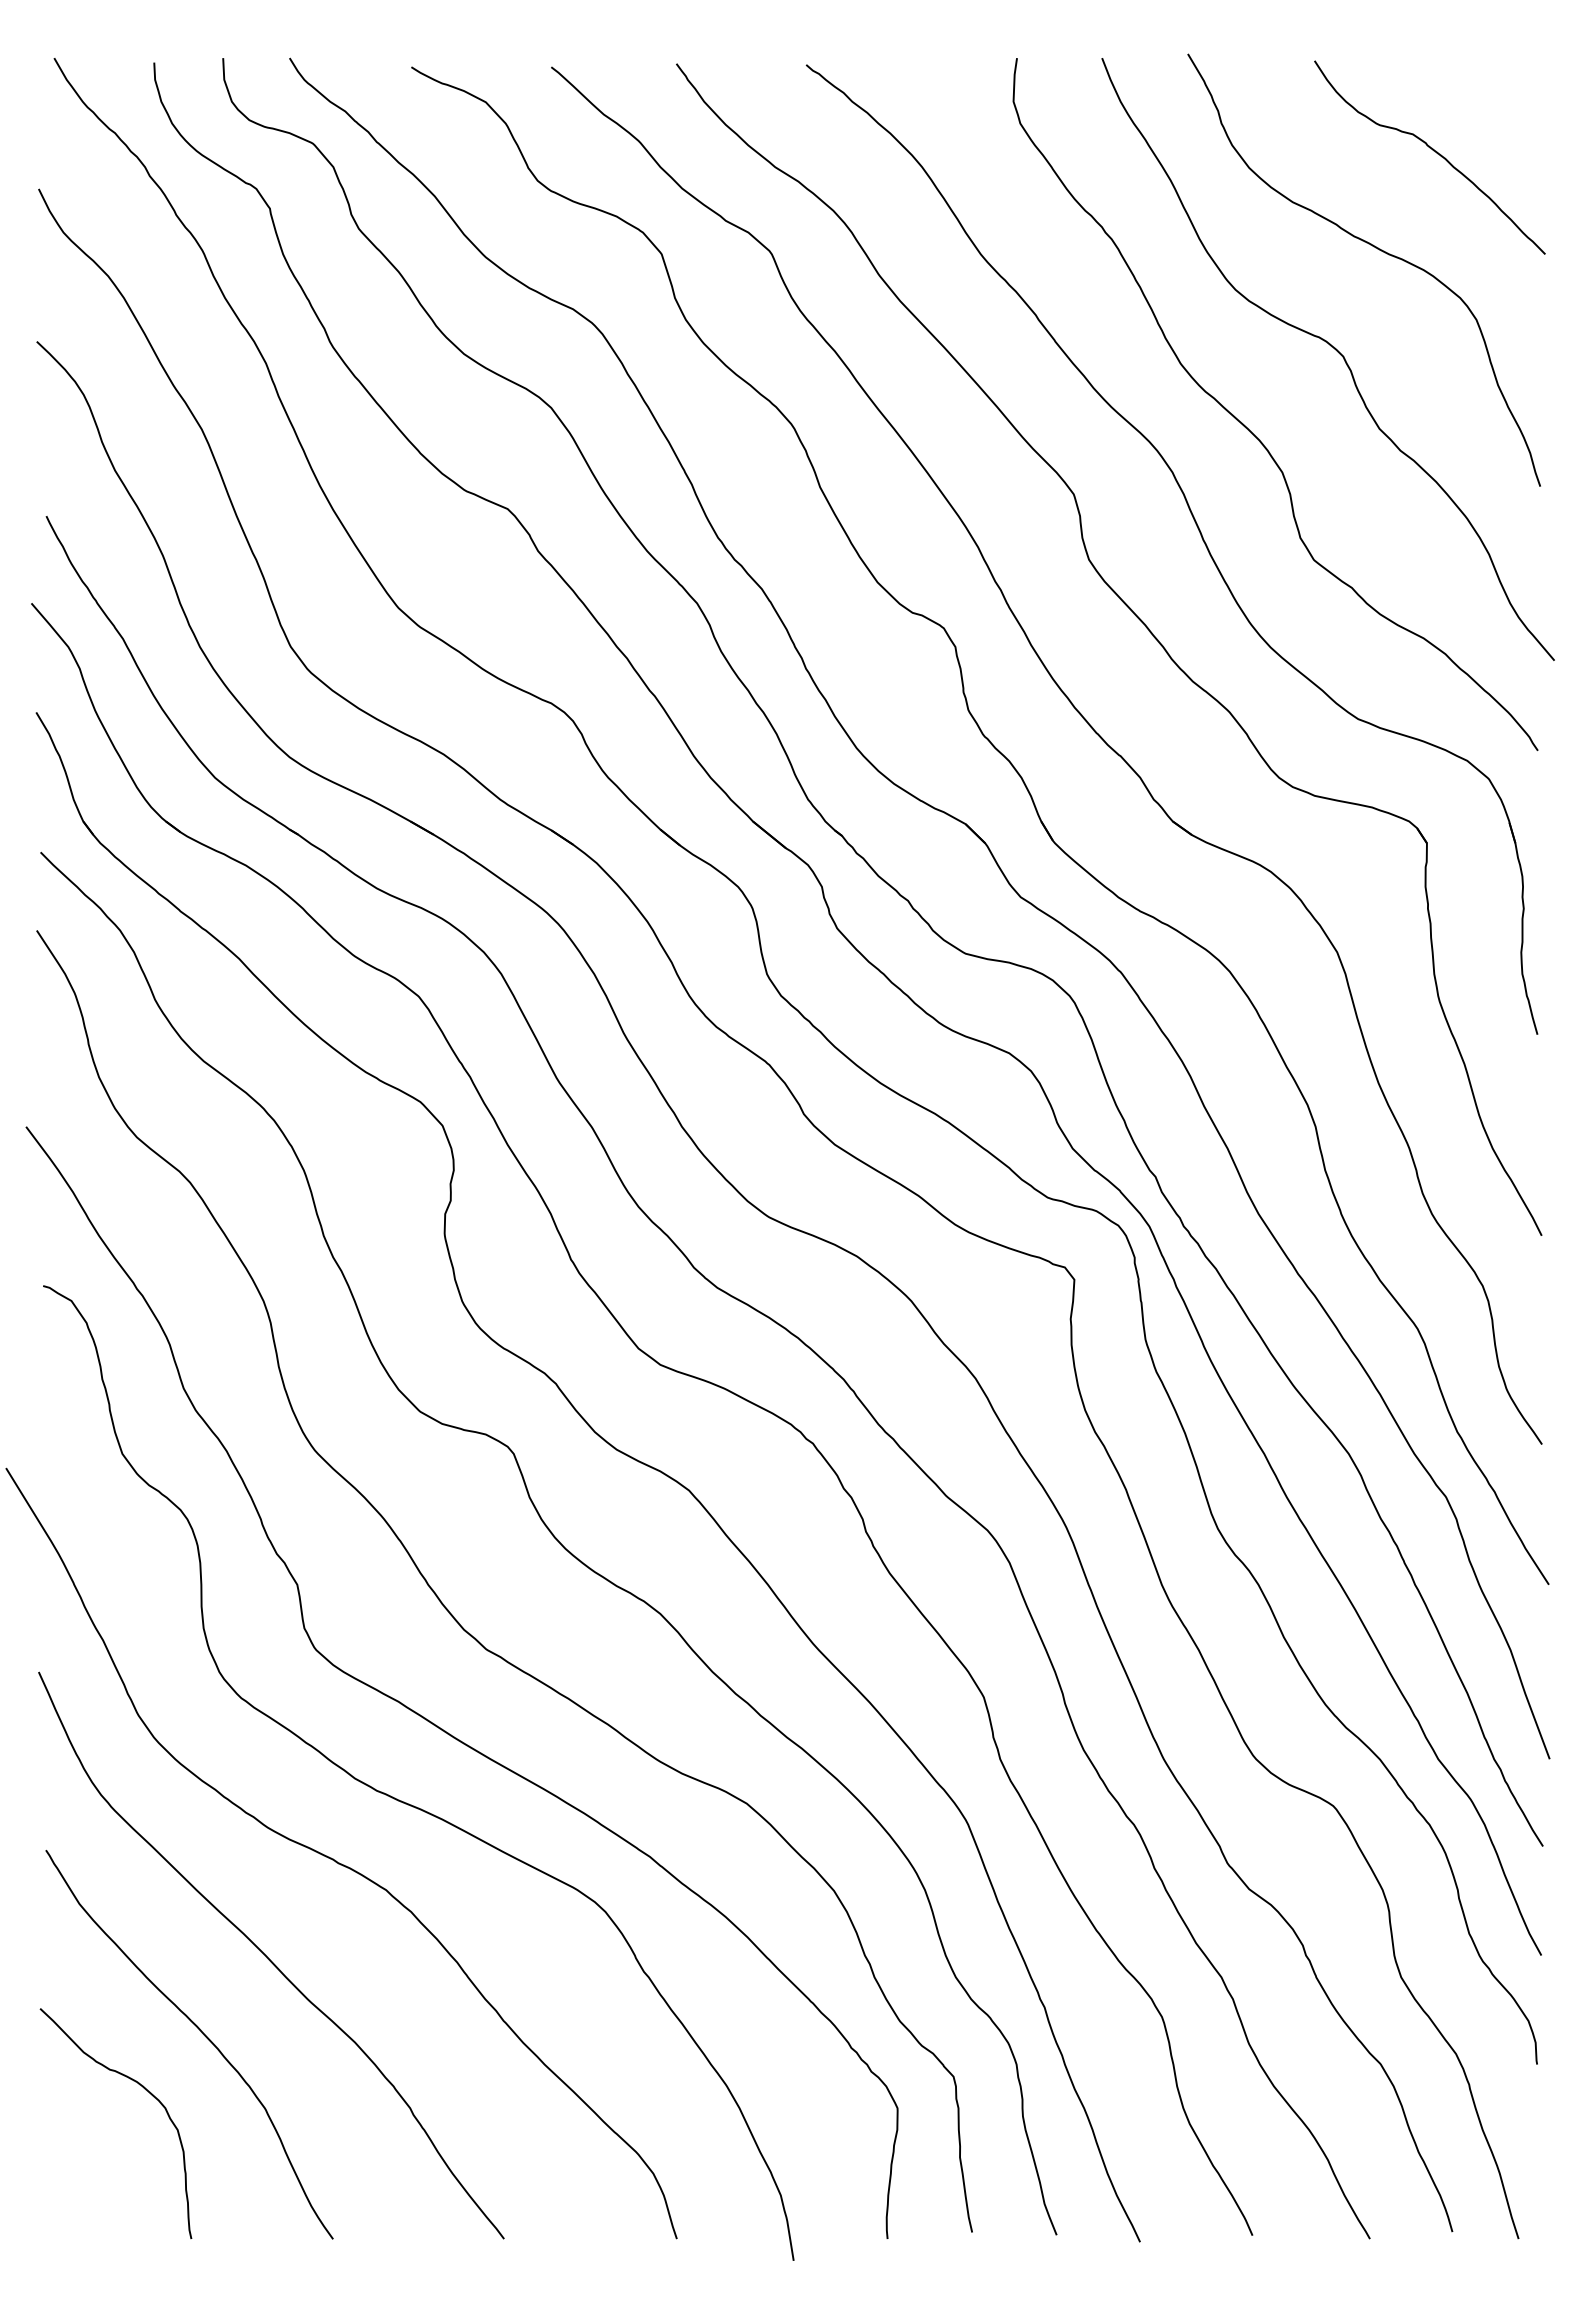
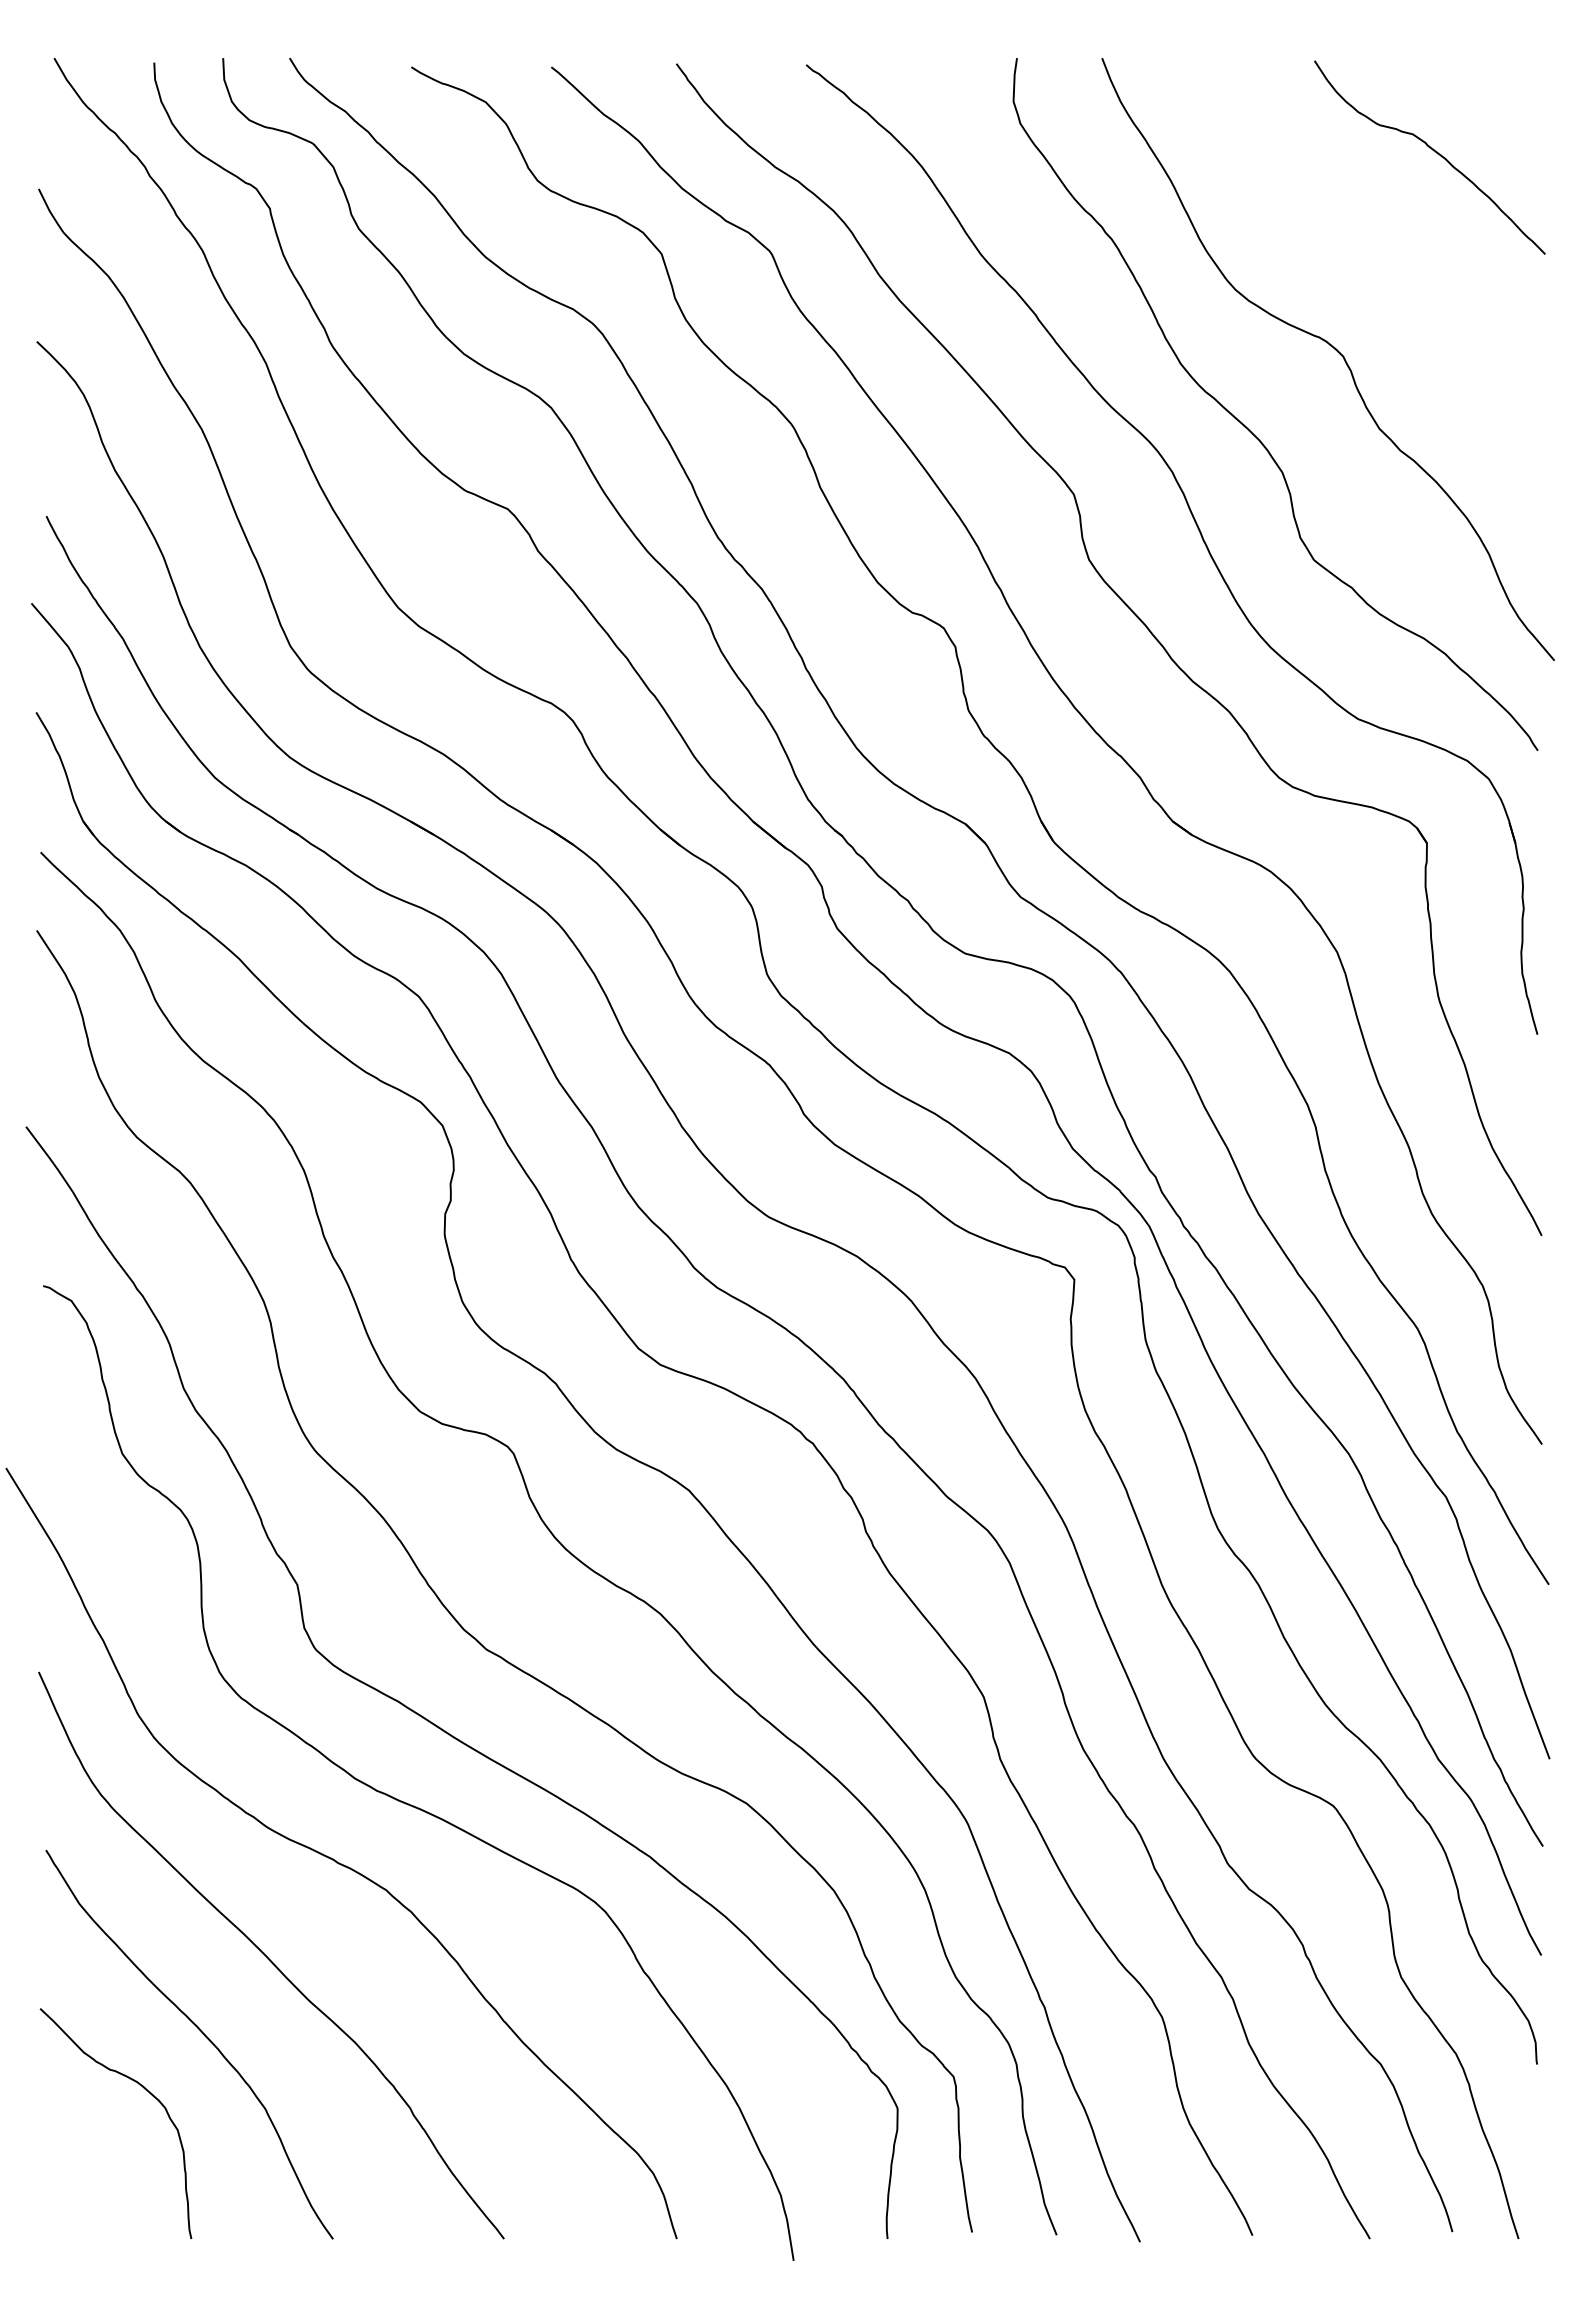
curve: present -> none (1375, 248)
